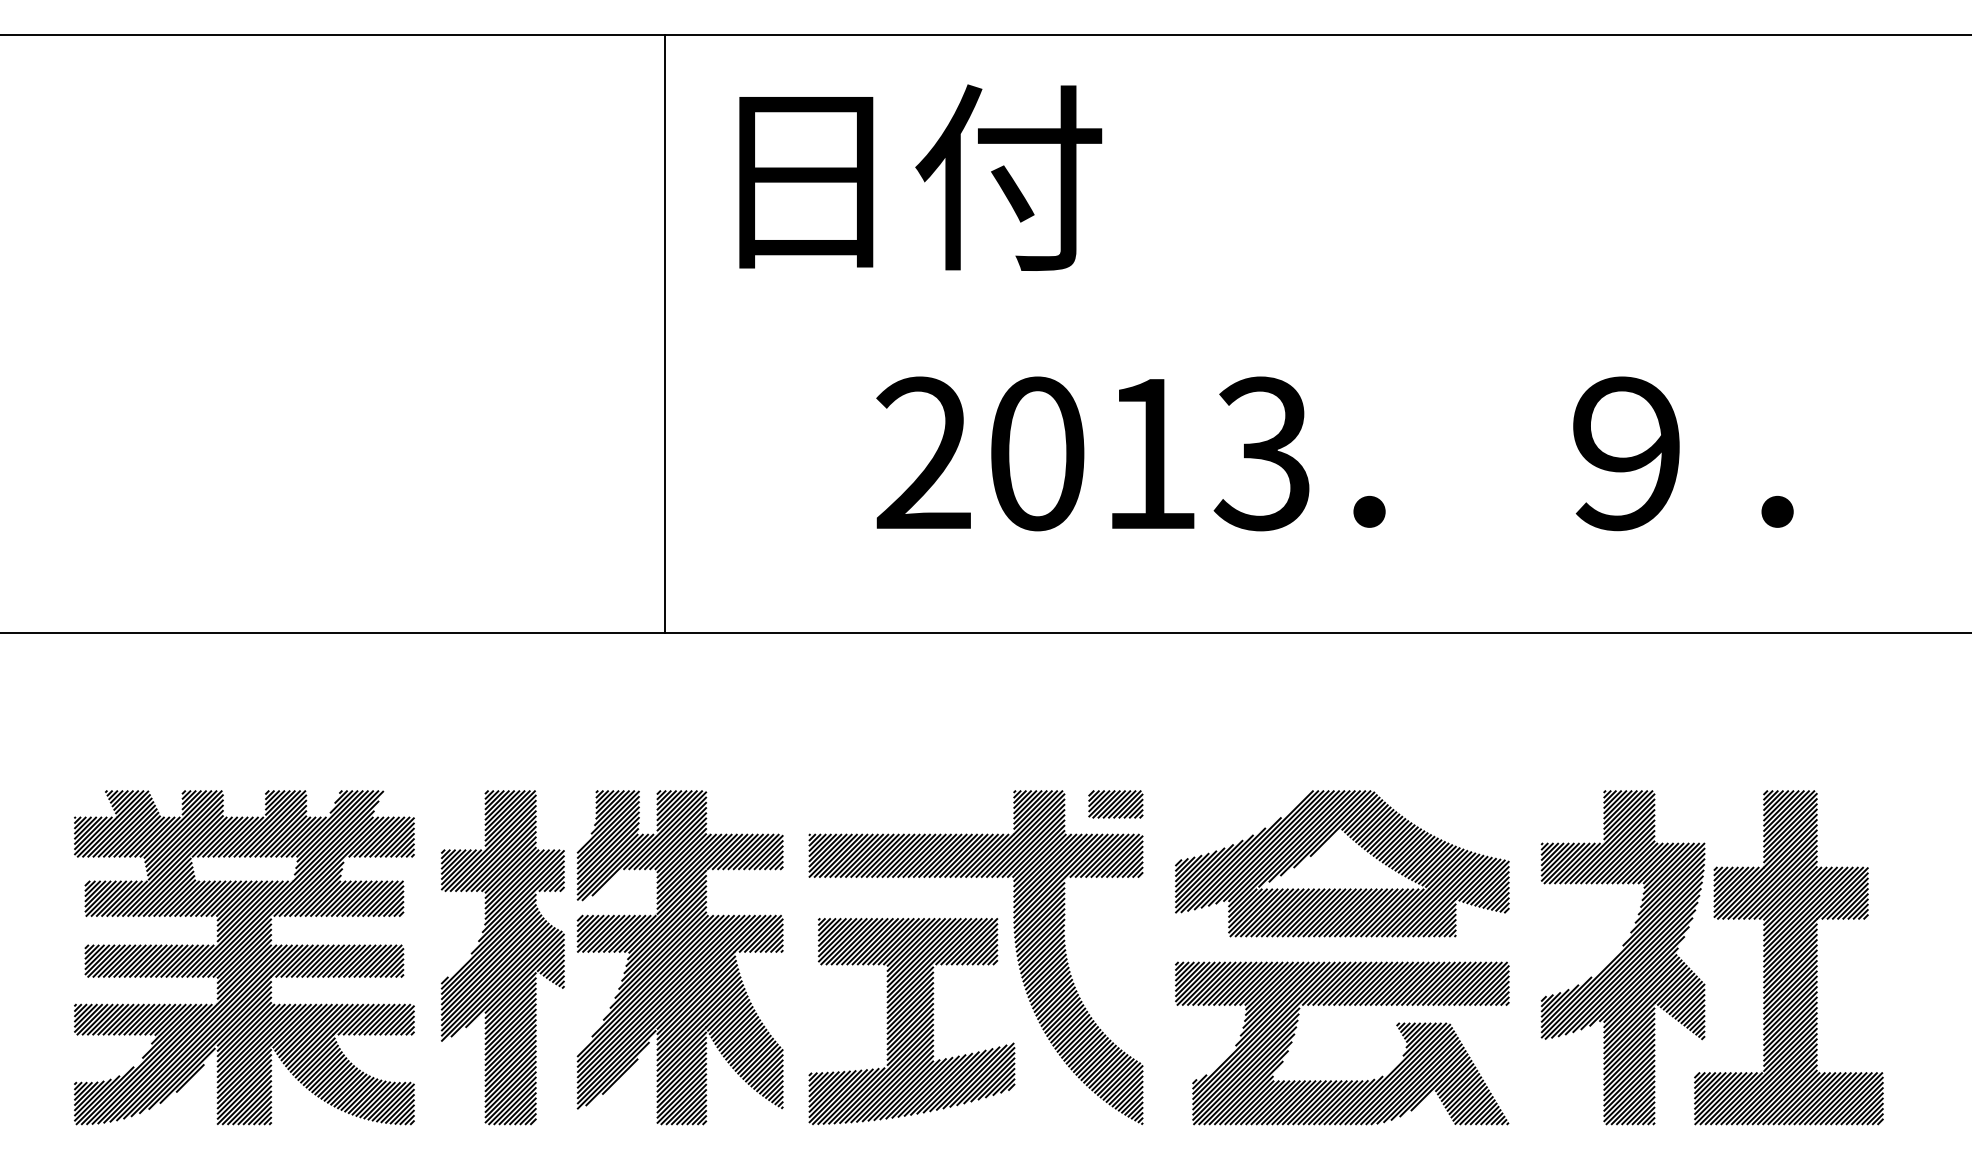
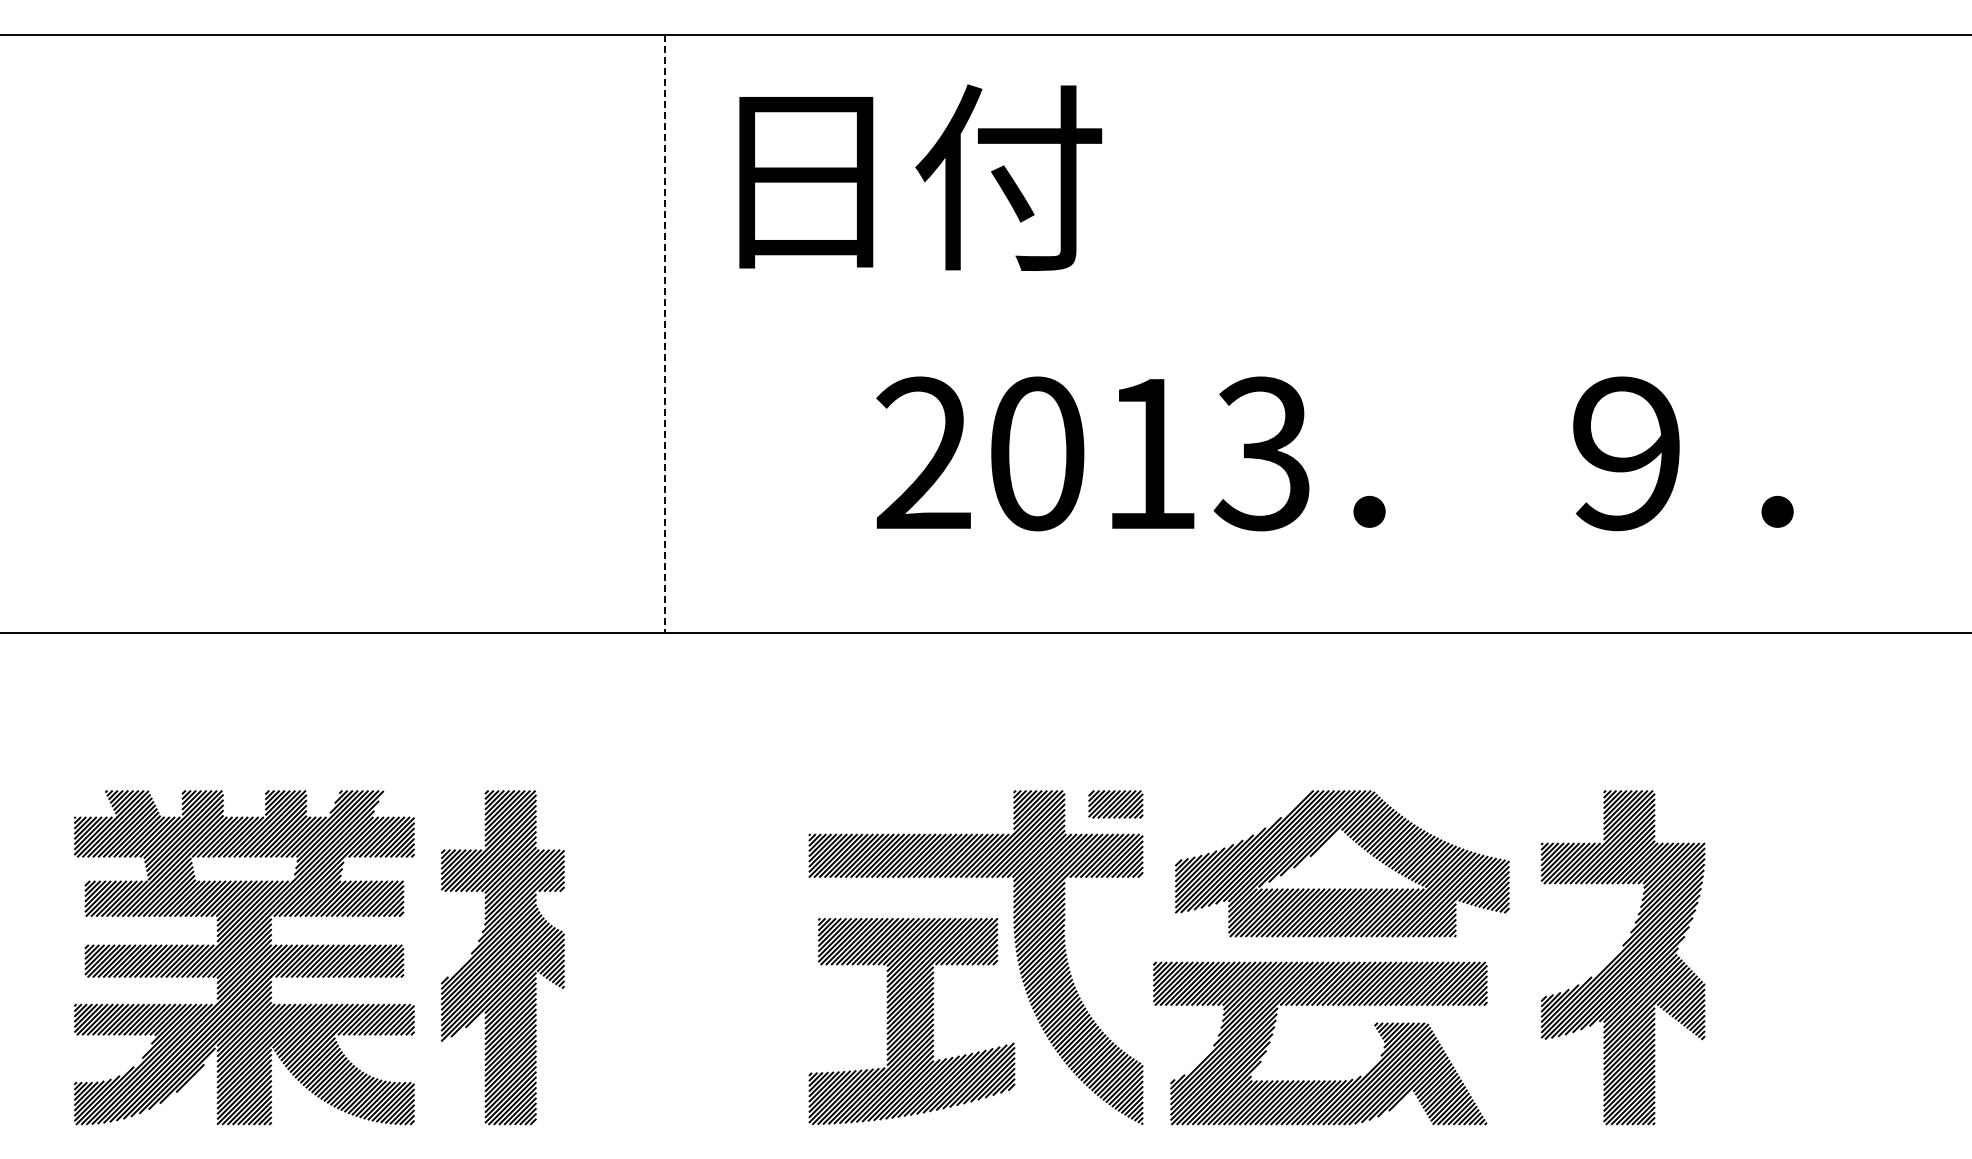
line: solid -> dashed (664, 334)
part: present -> none (679, 957)
part: present -> none (1788, 957)
part position: (1341, 1080) -> (1319, 1080) (1319, 1080)
